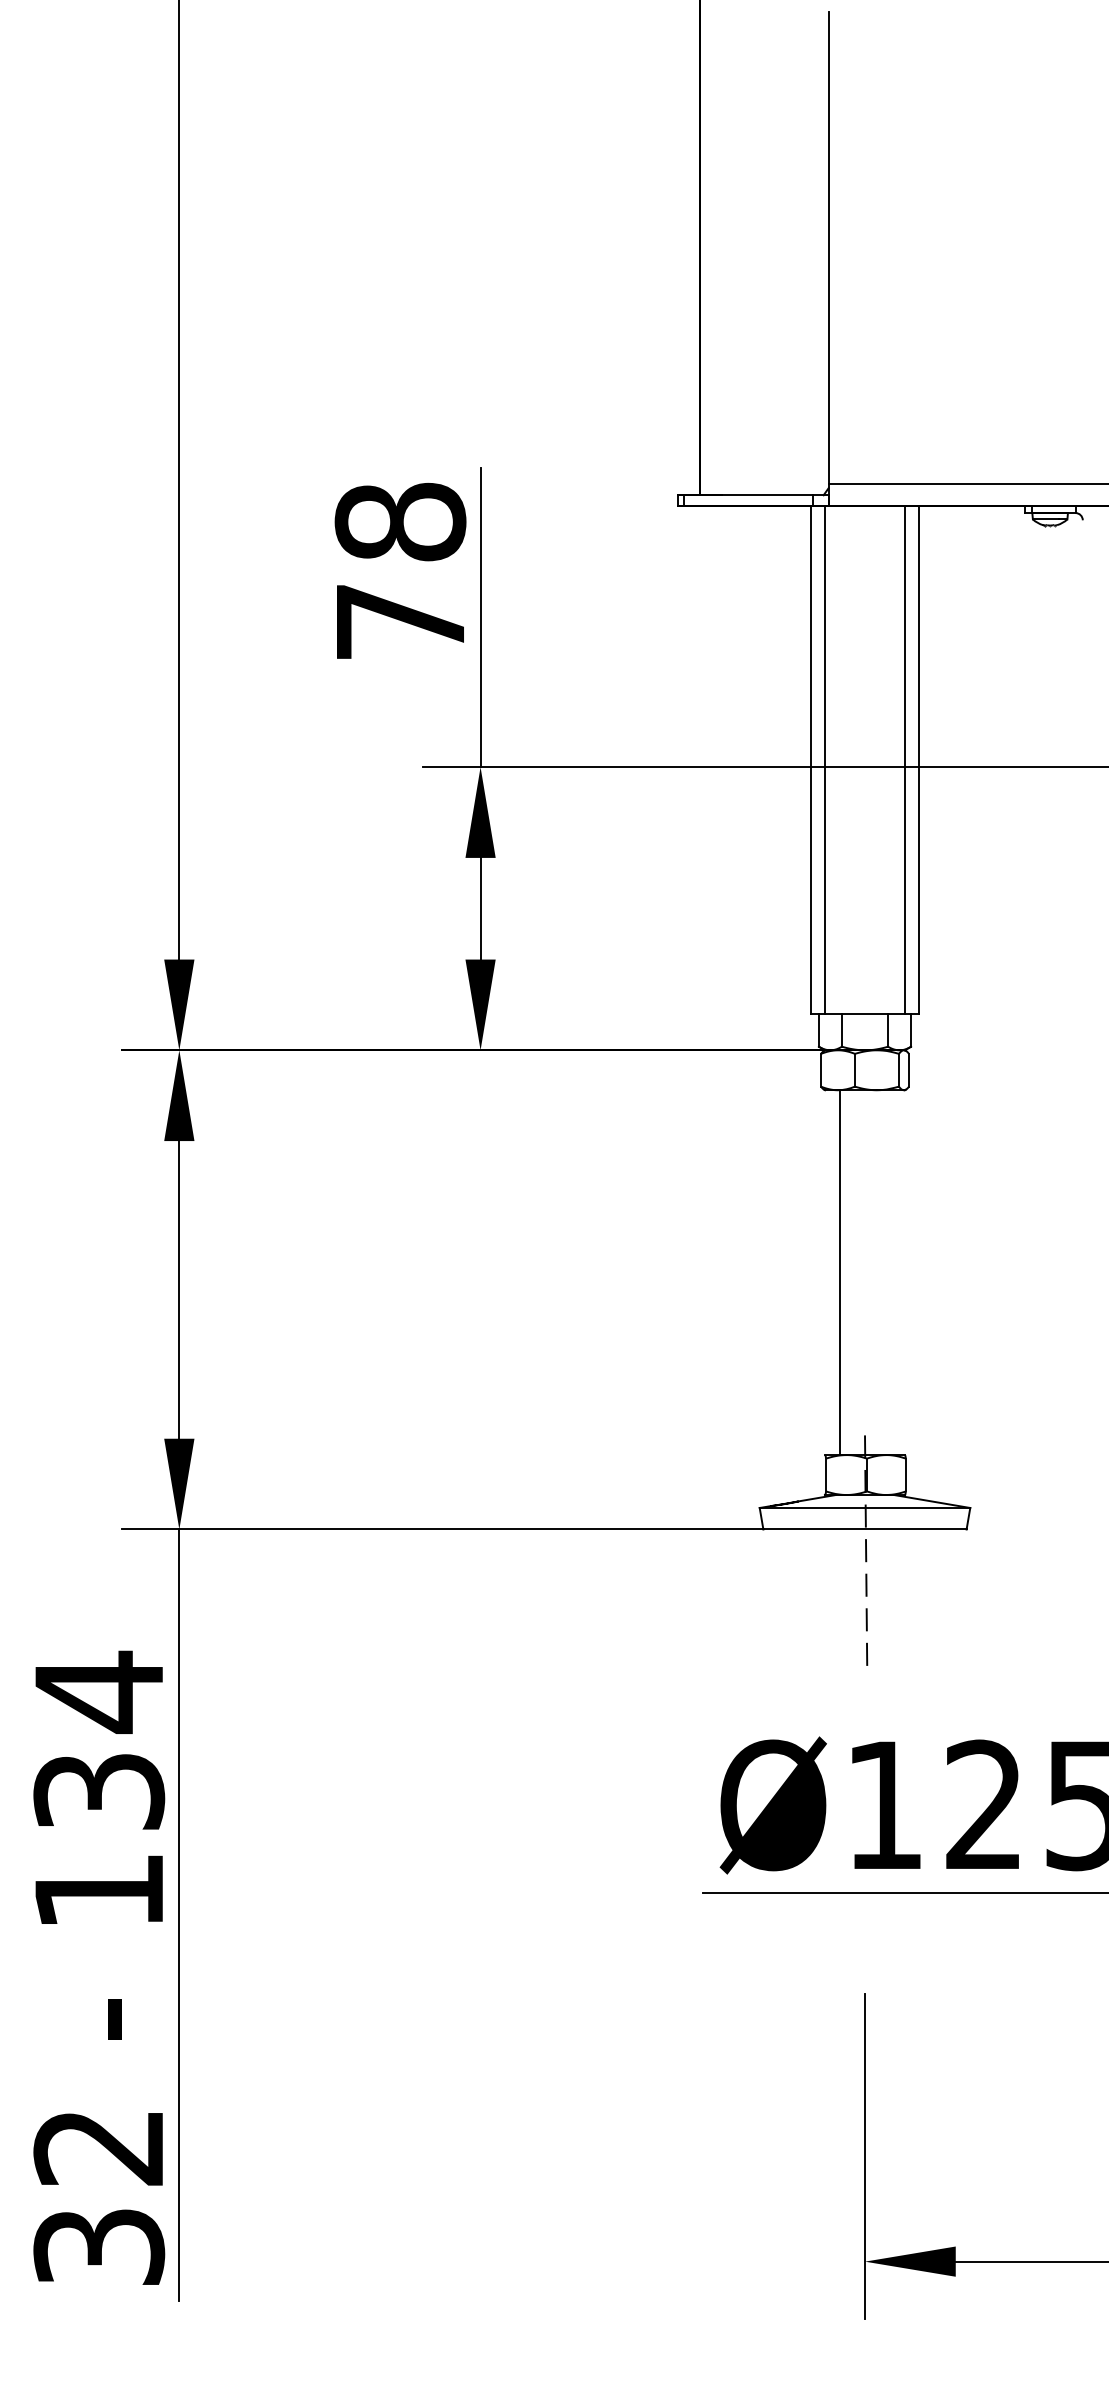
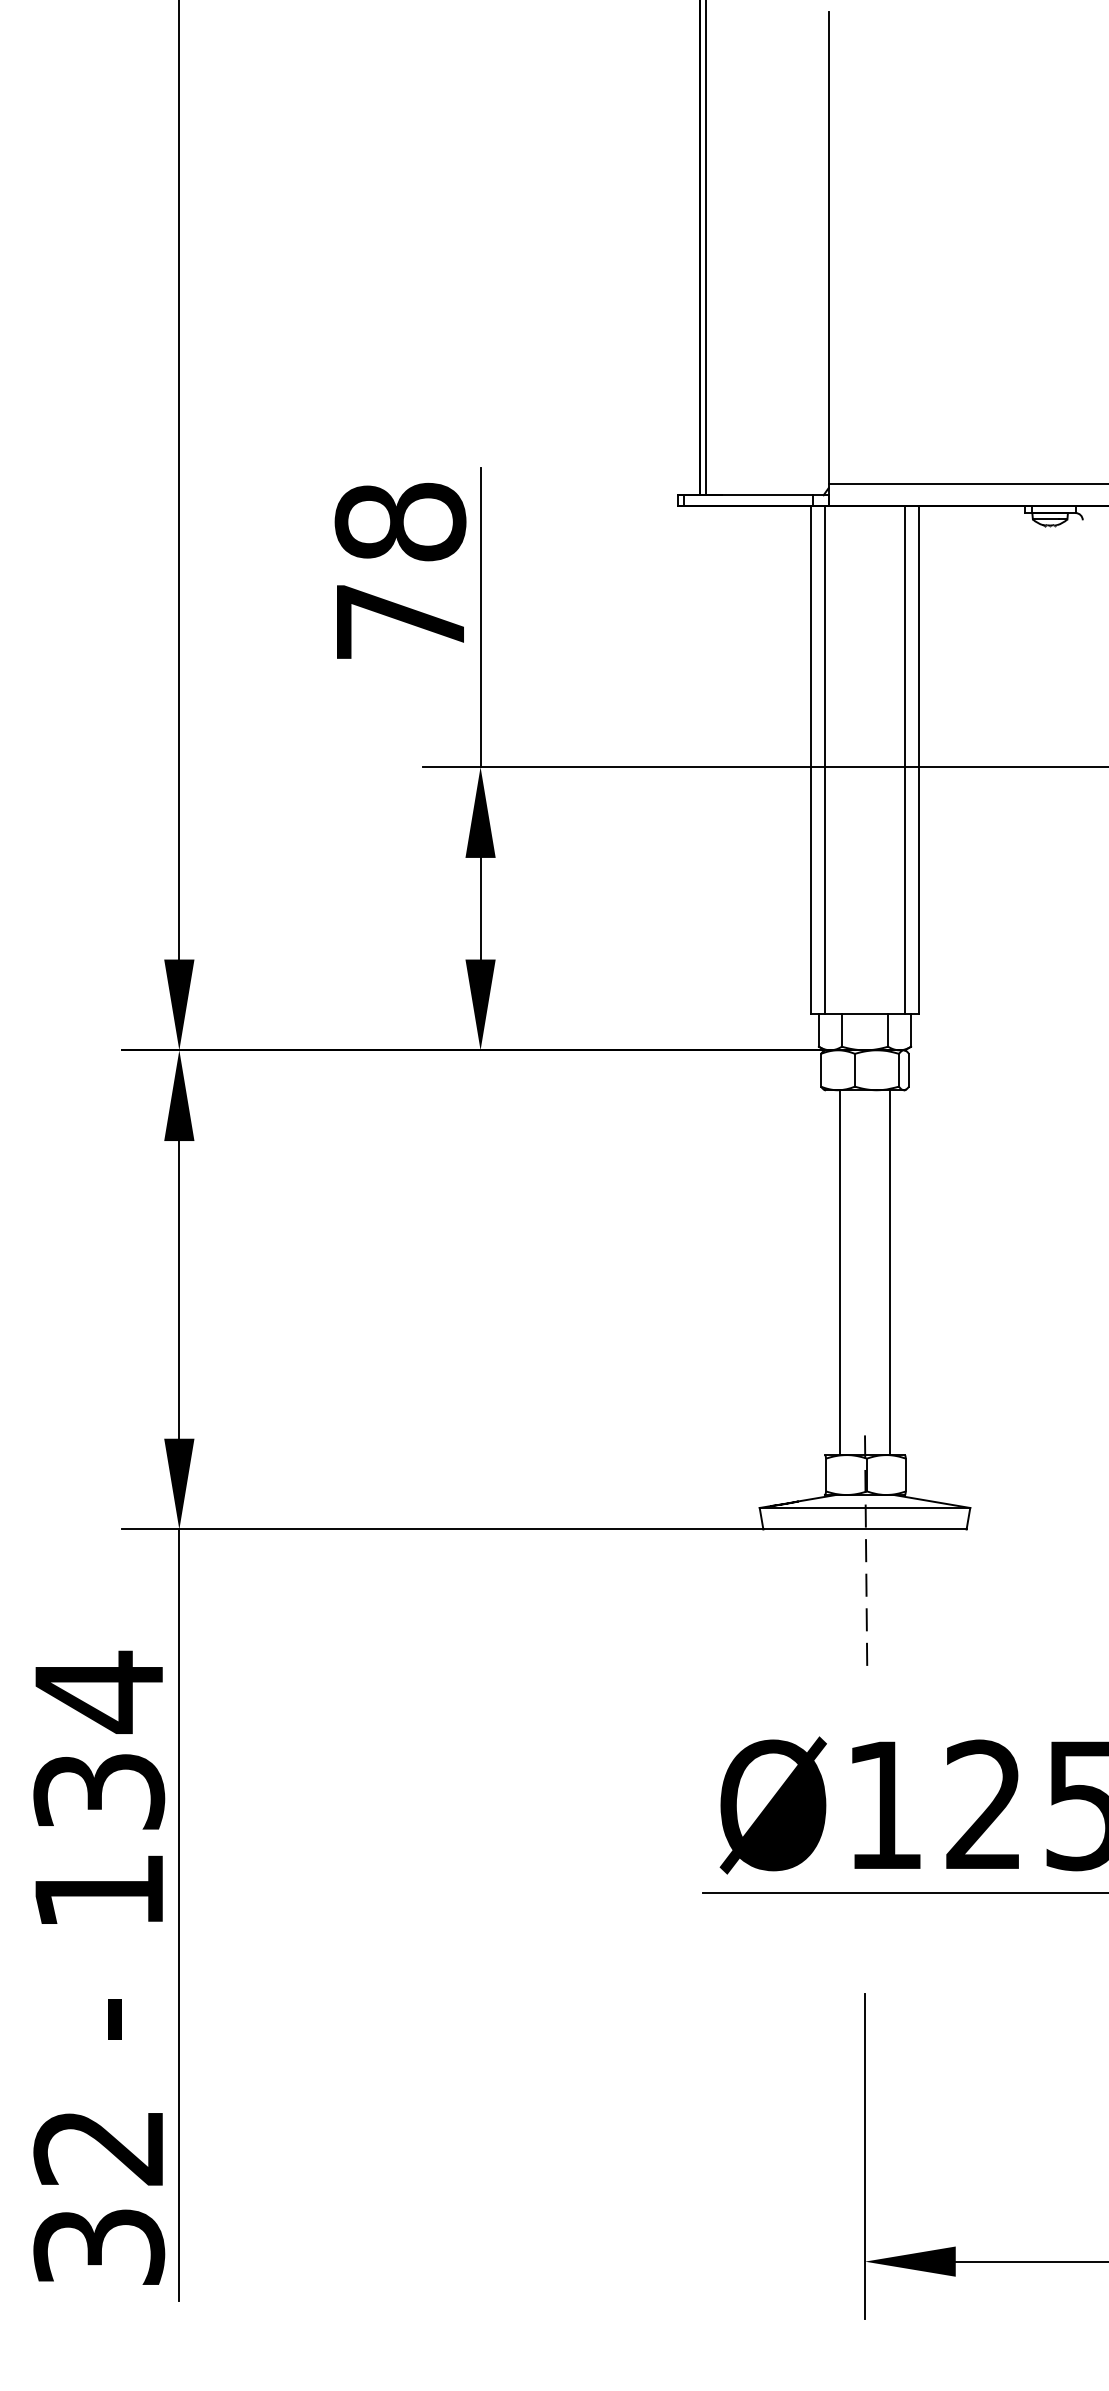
line: none -> present (706, 248)
line: none -> present (890, 1272)
